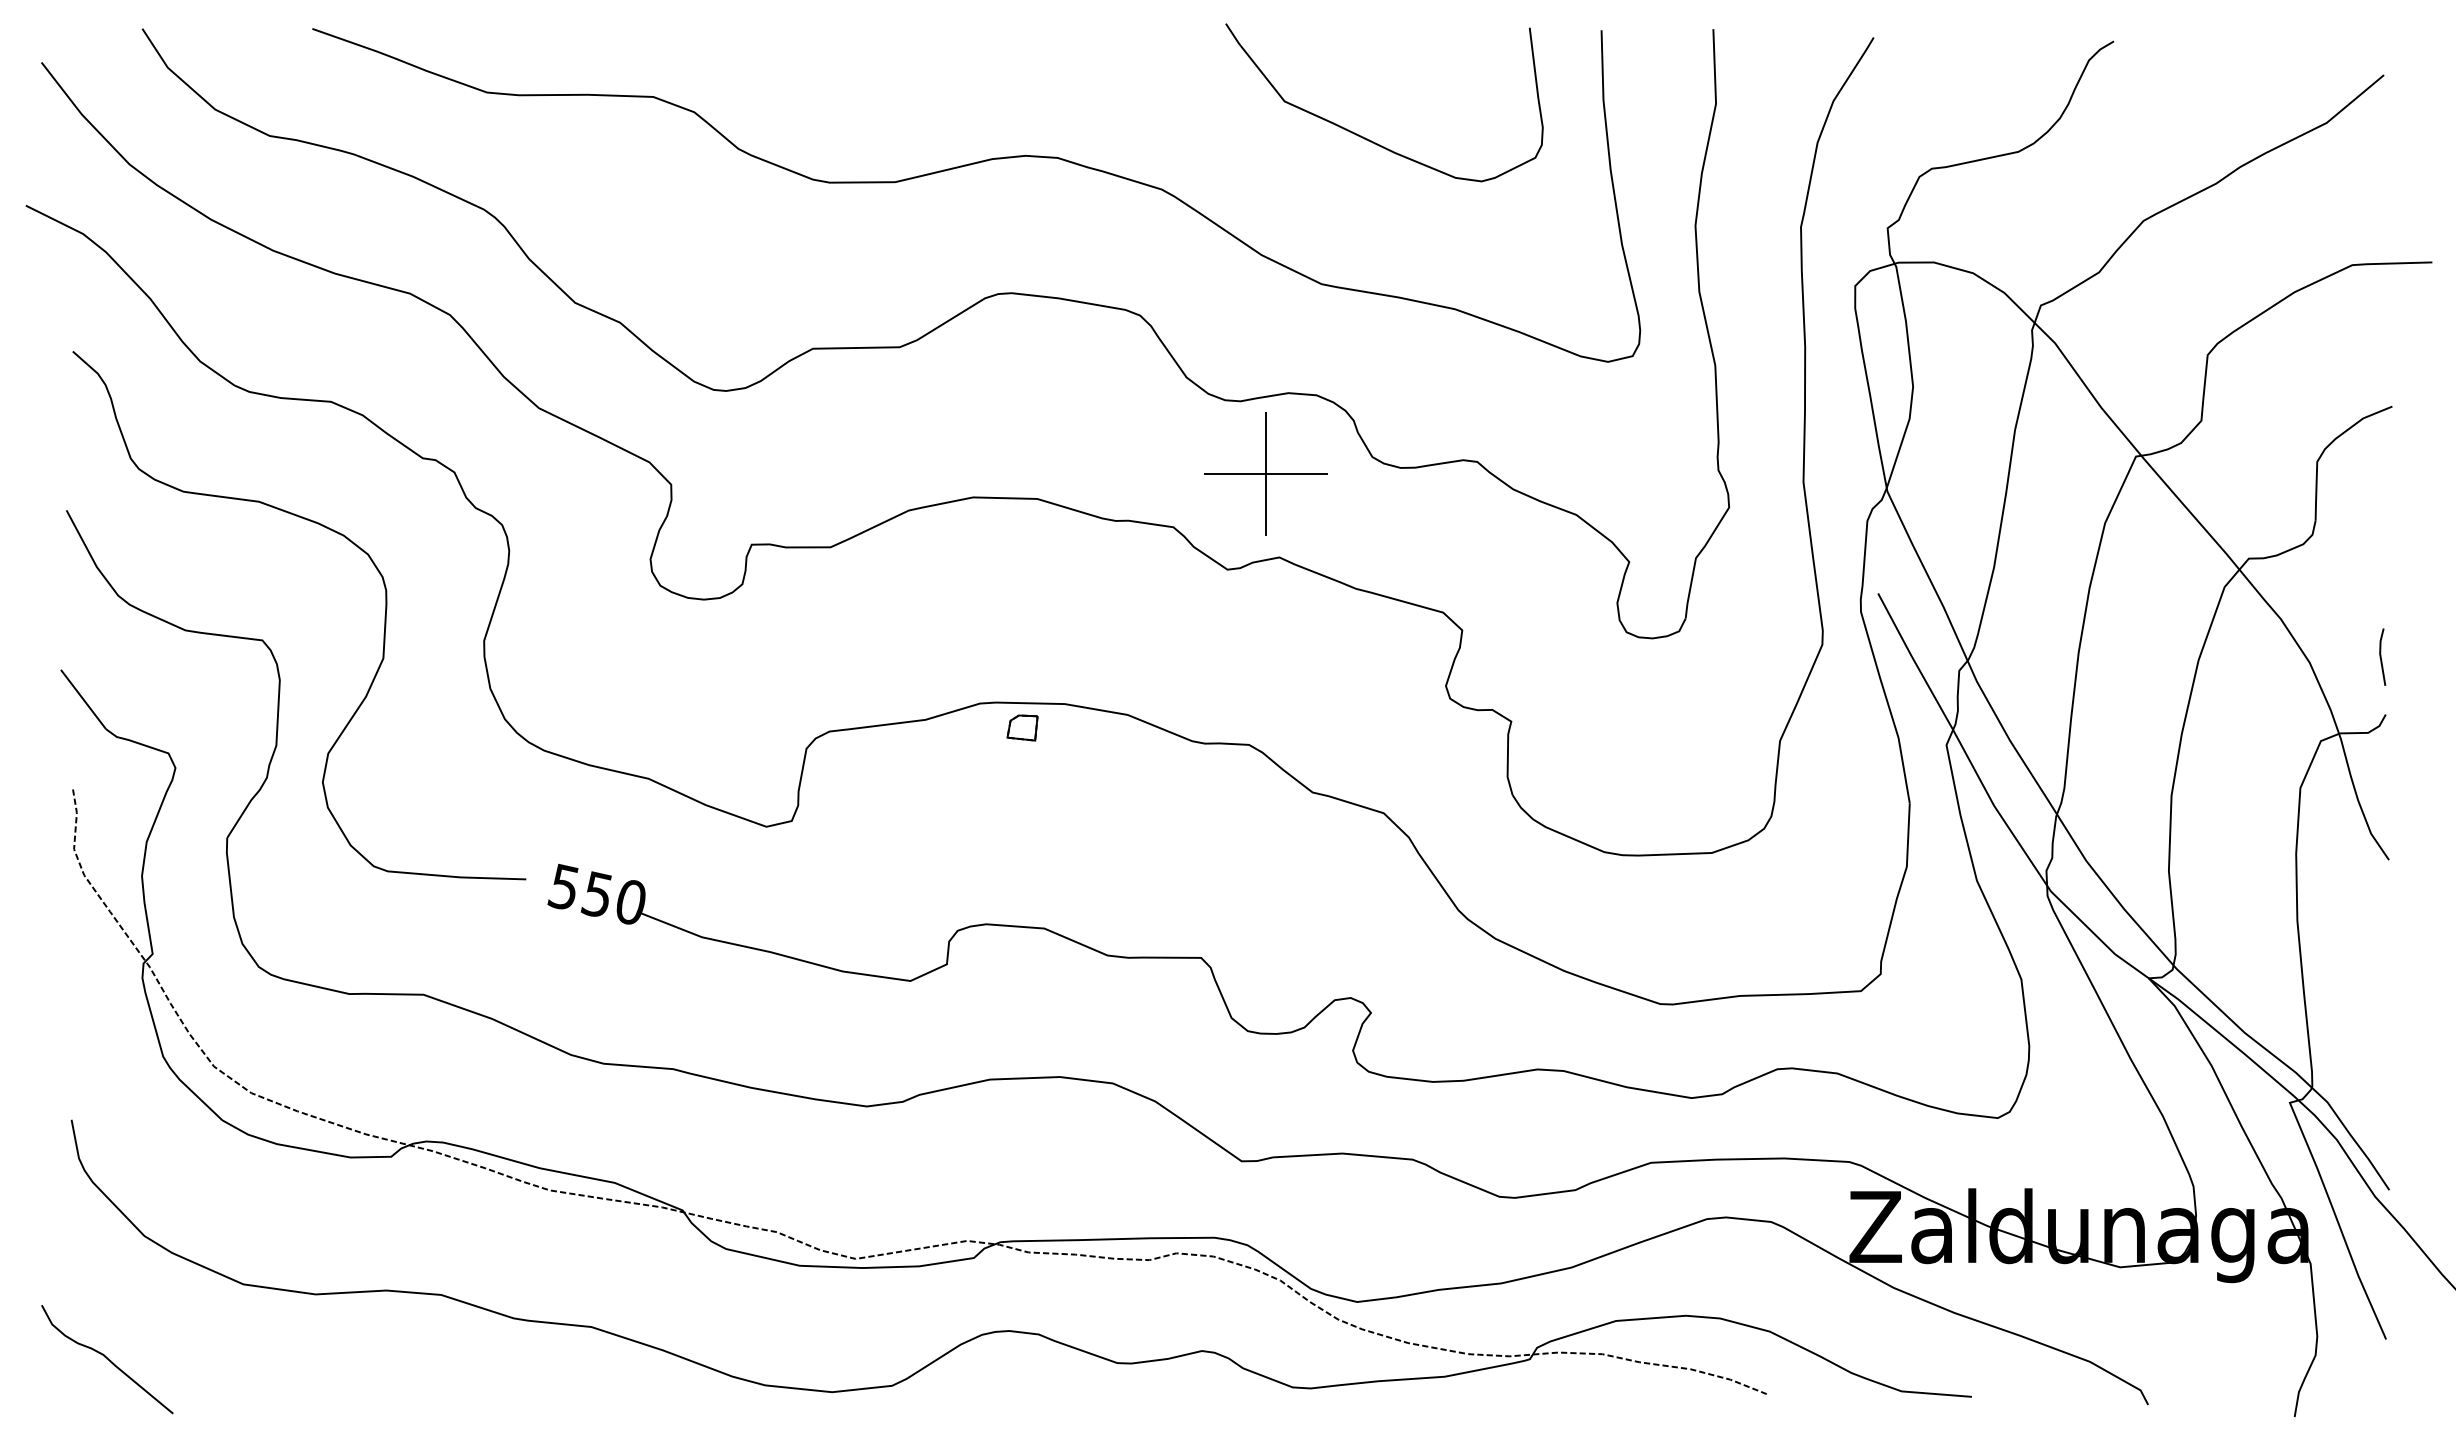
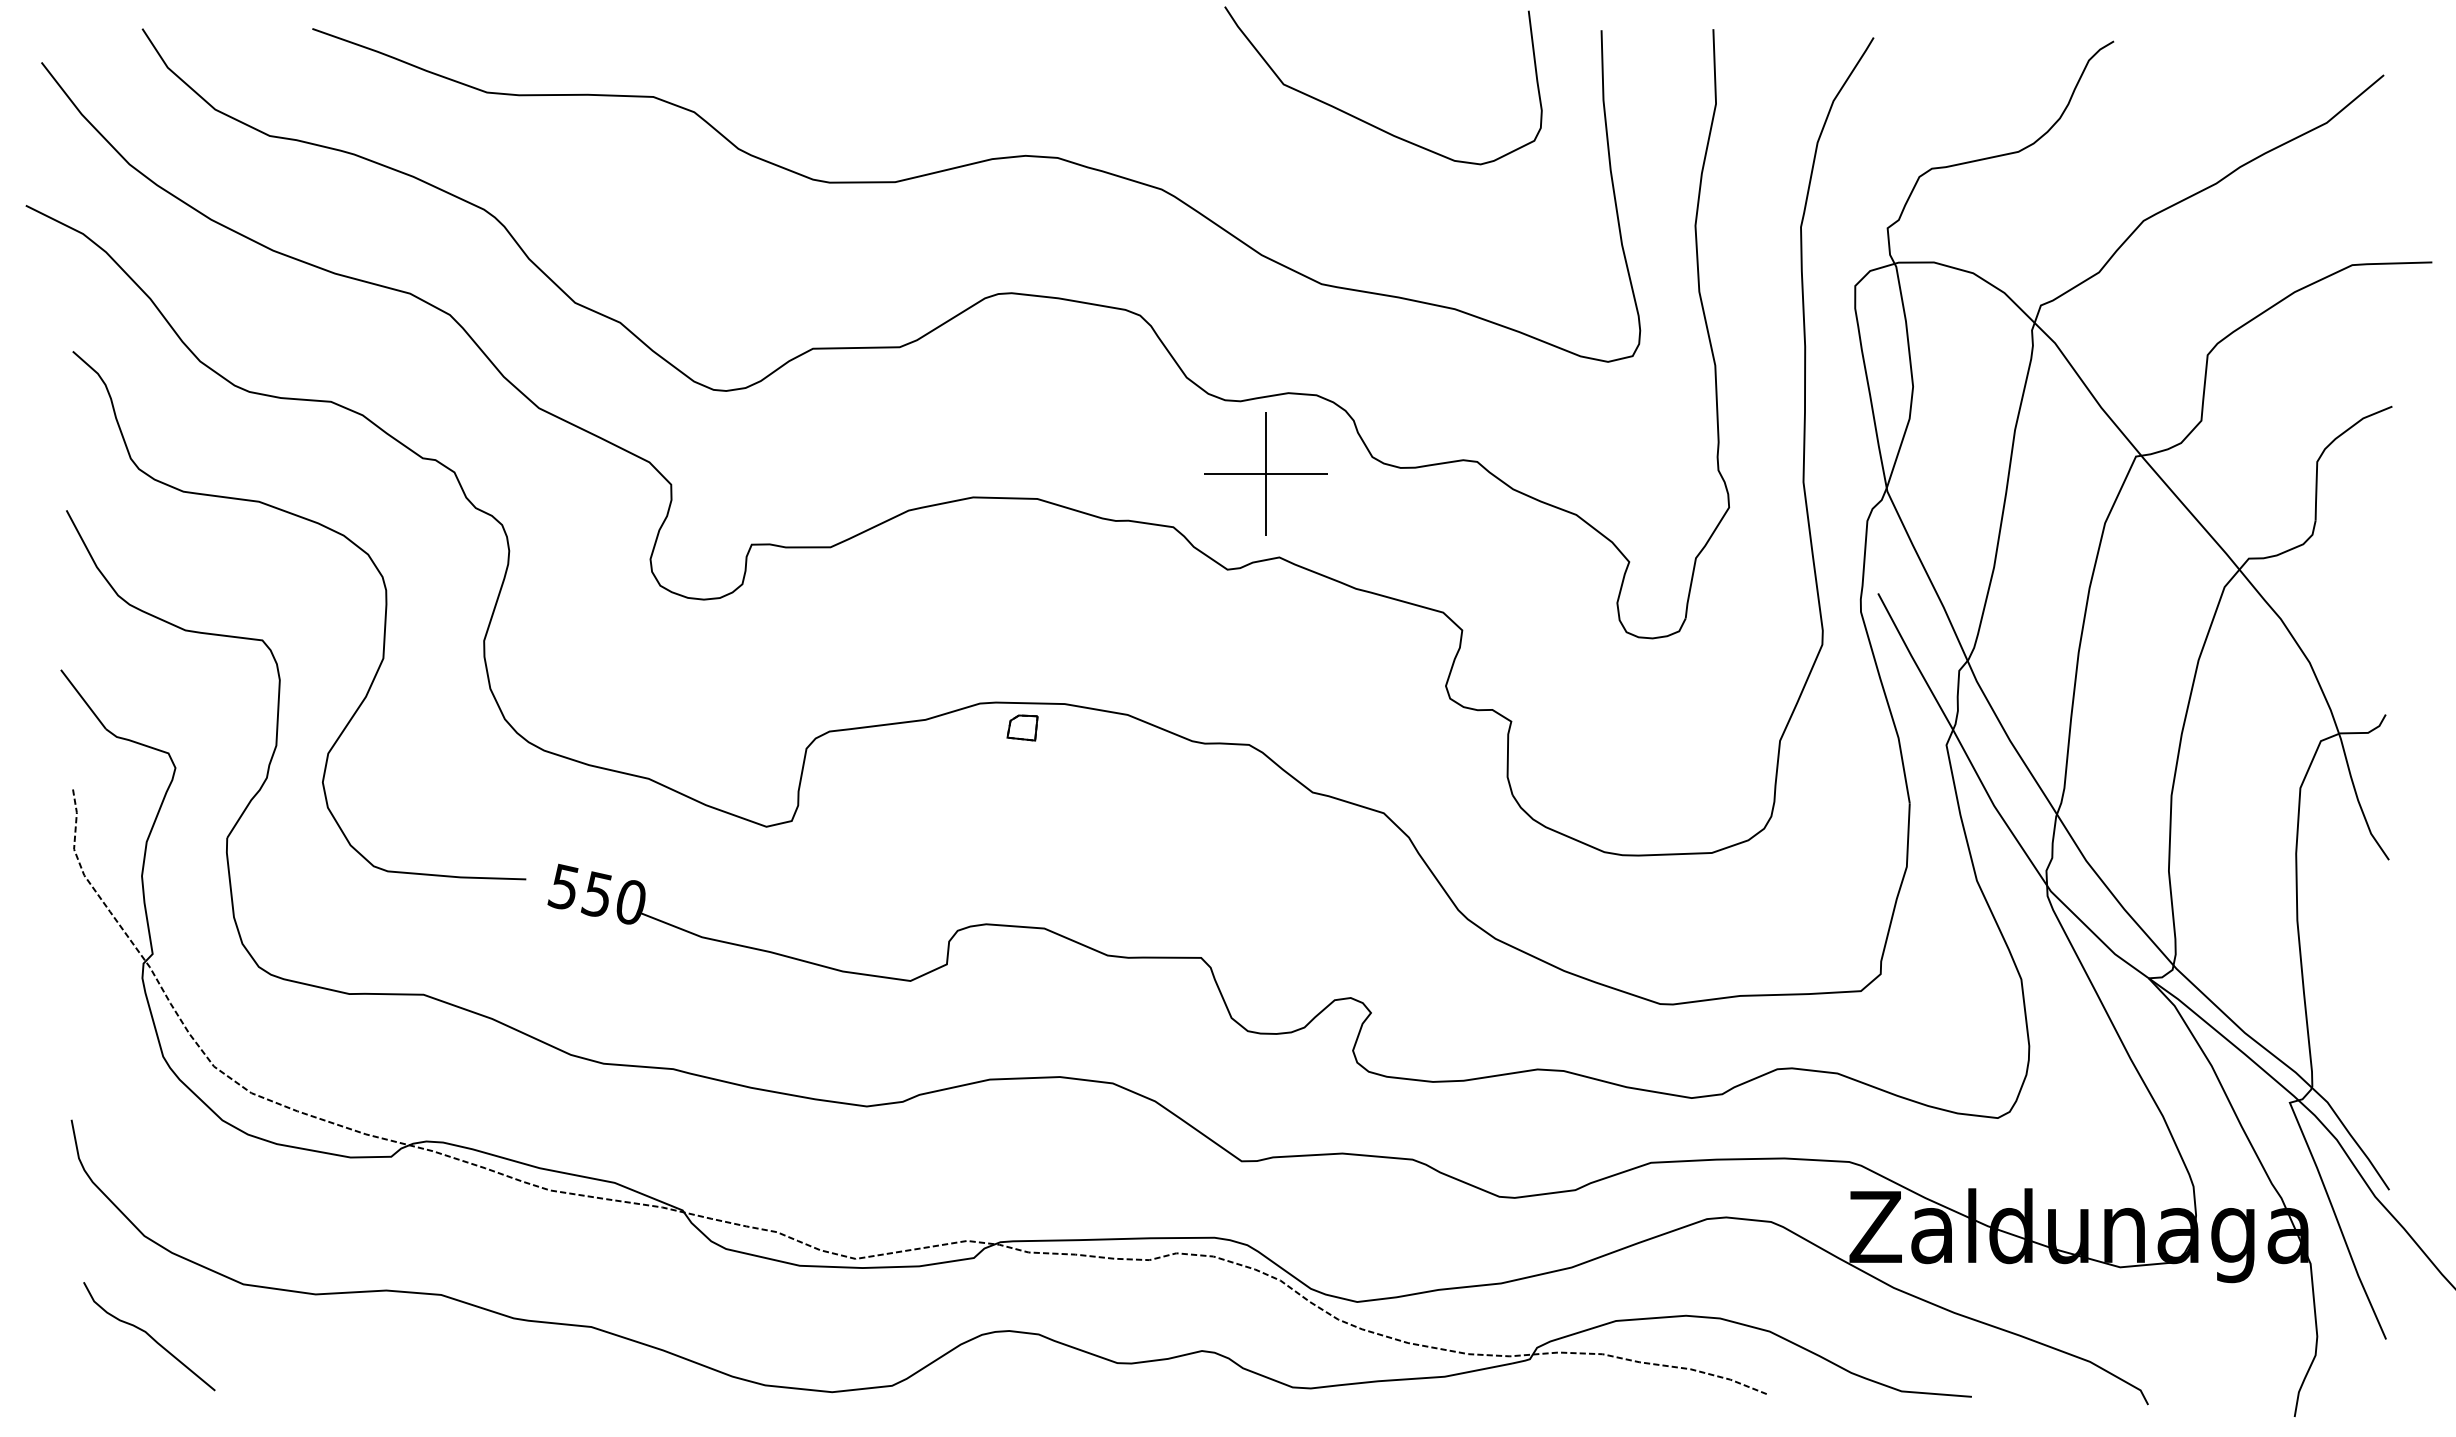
curve position: (1367, 138) -> (1366, 121) (1366, 121)
line: present -> none (2381, 656)
curve position: (107, 1359) -> (149, 1336) (149, 1336)
